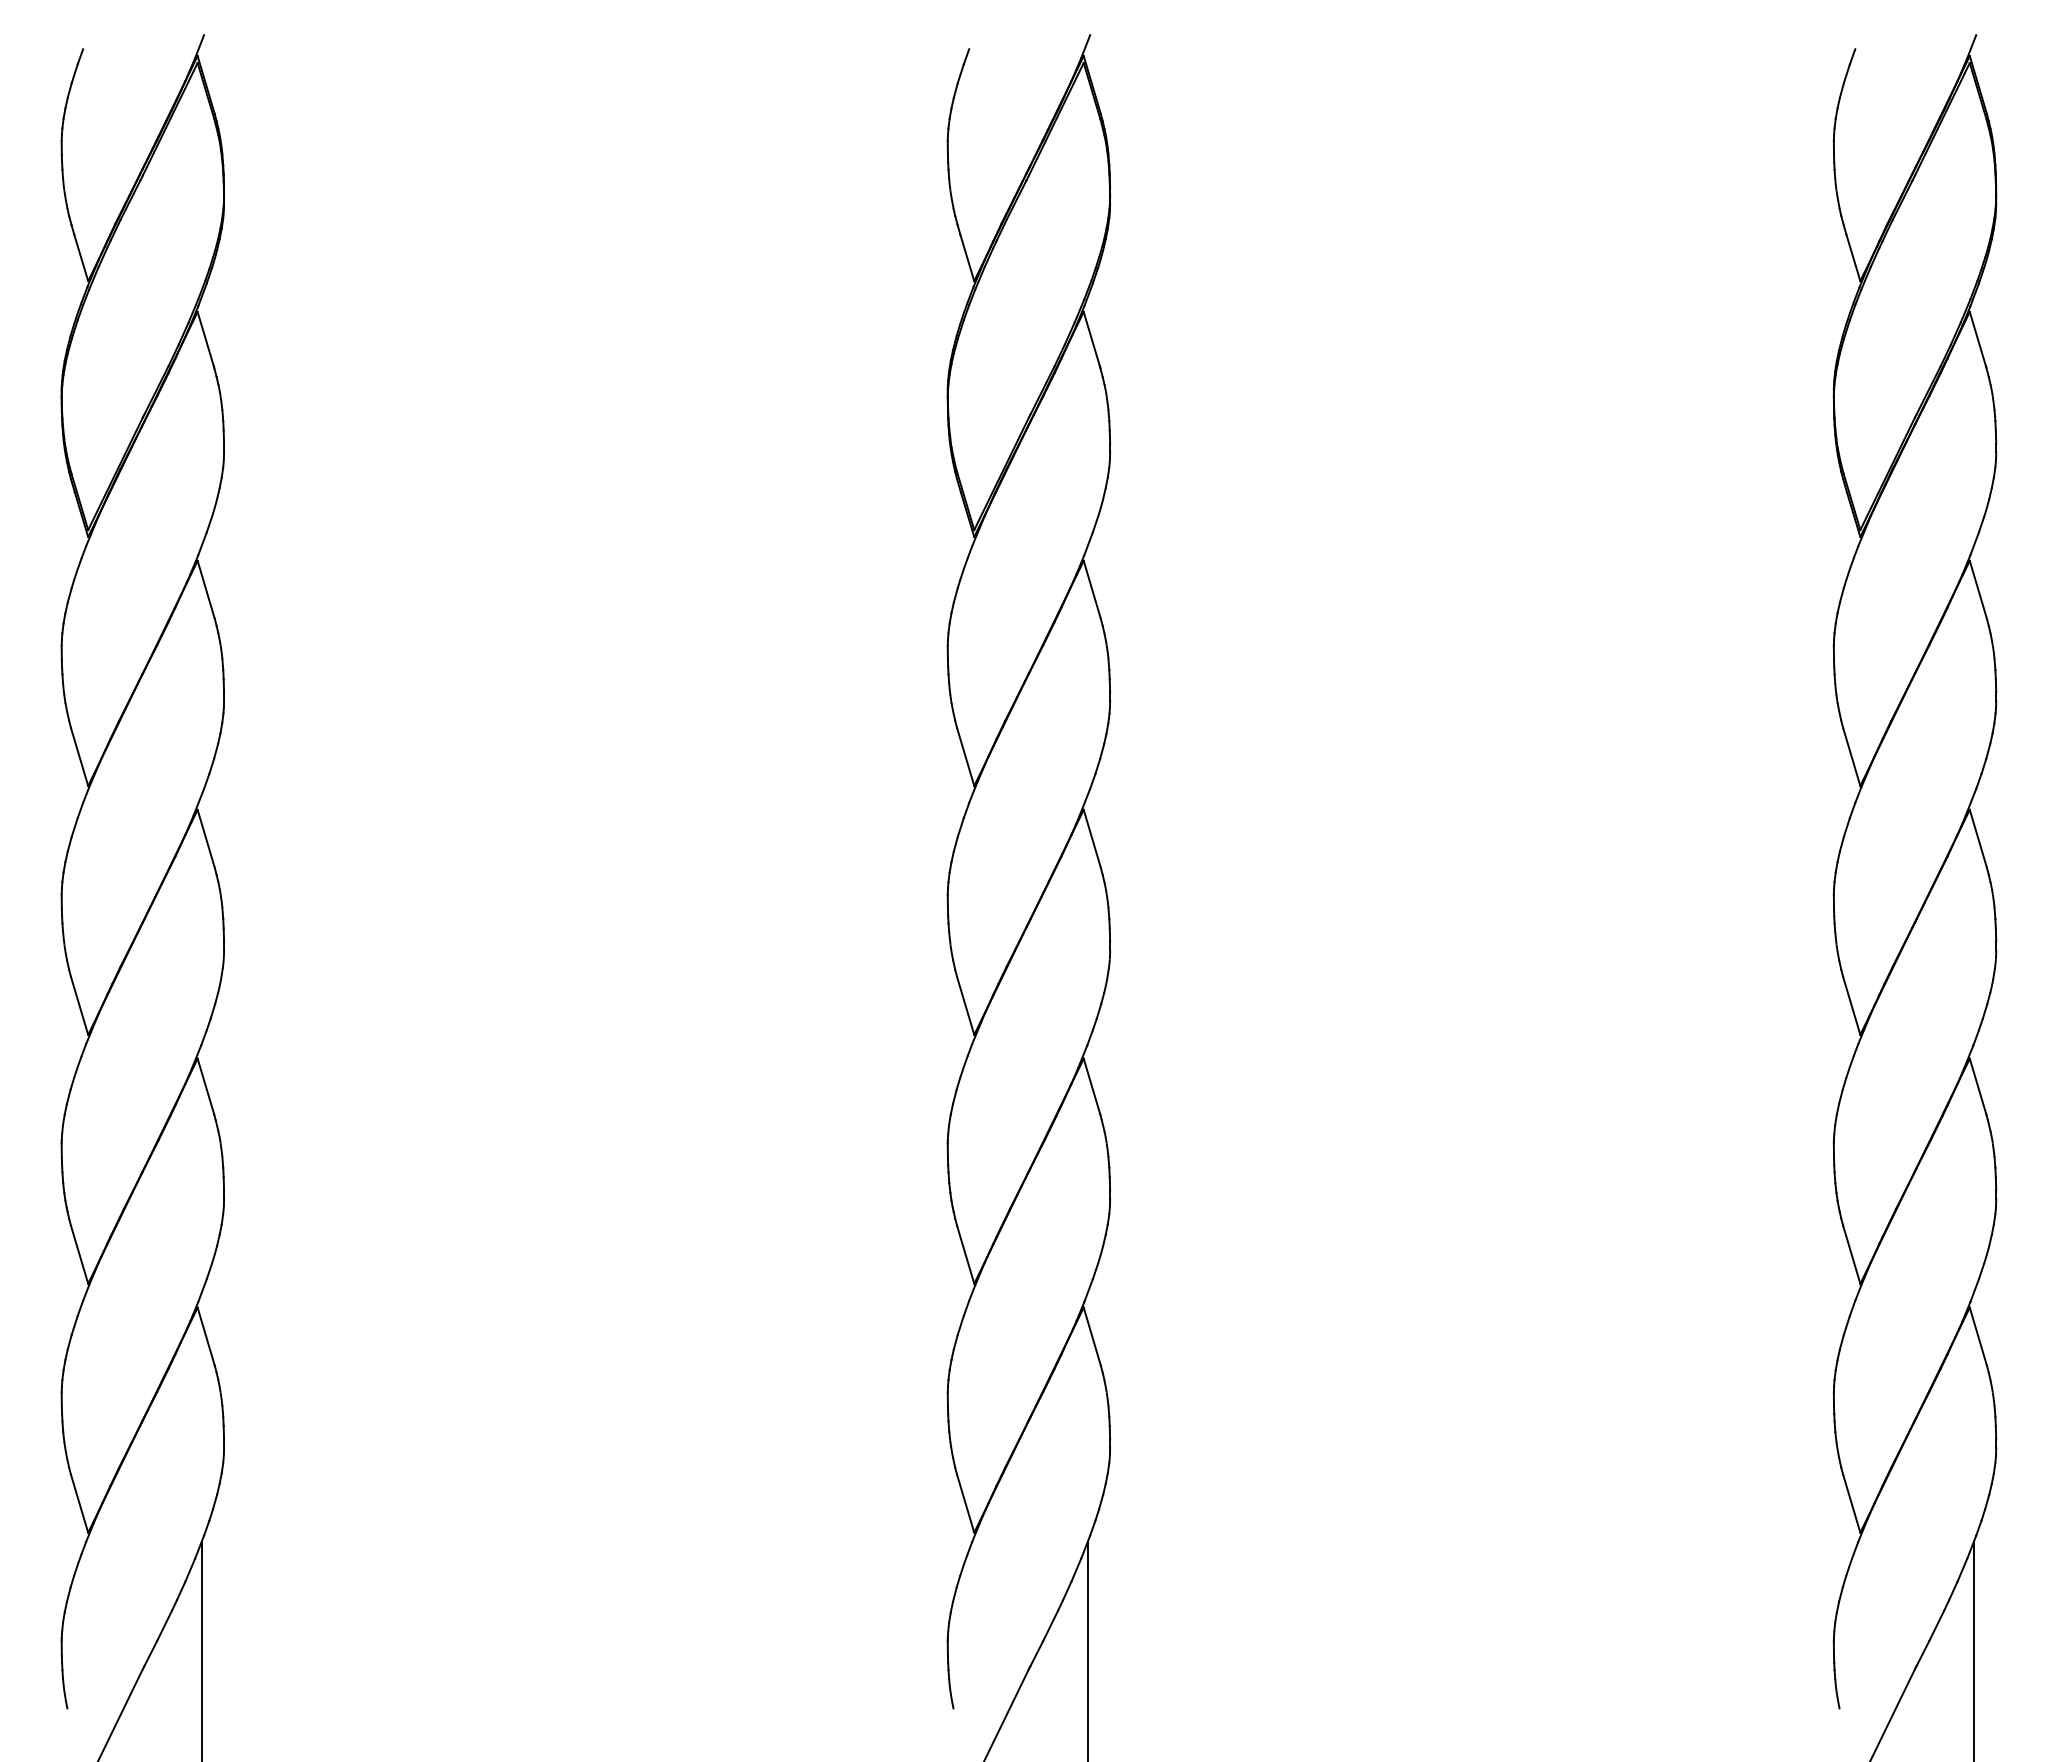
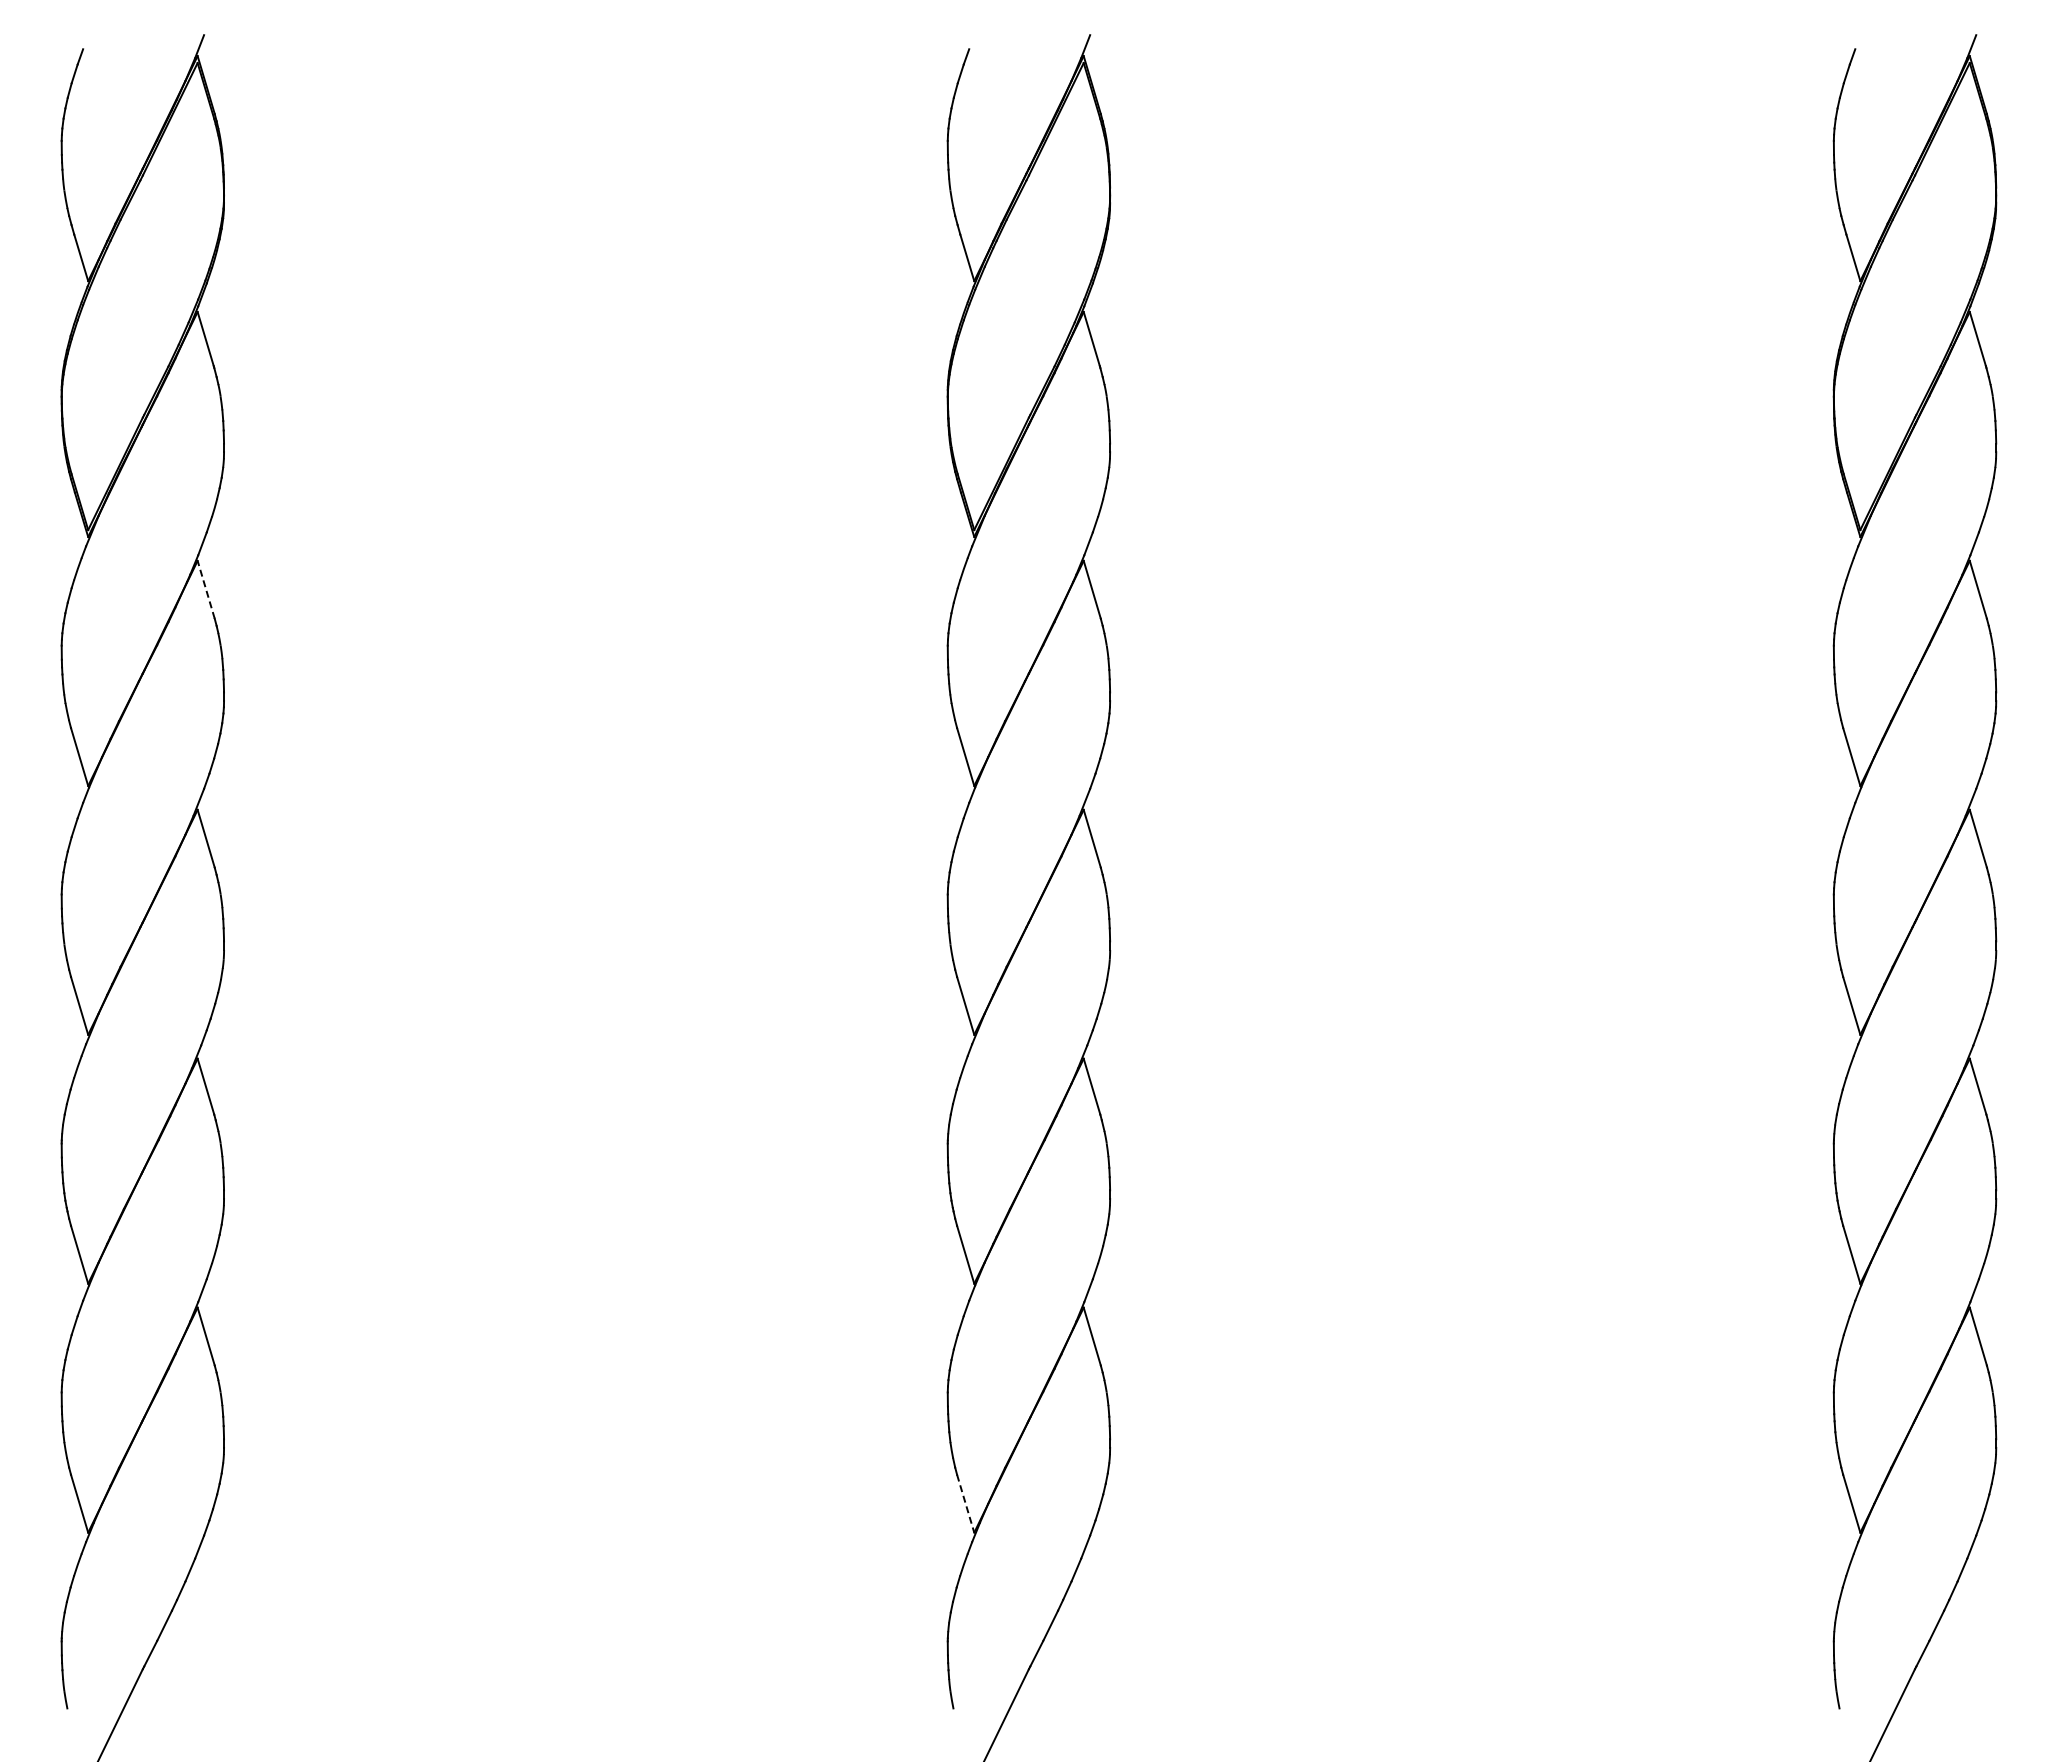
line: solid -> dashed (206, 589)
line: solid -> dashed (965, 1504)
line: present -> none (202, 1650)
line: present -> none (1088, 1650)
line: present -> none (1974, 1650)
